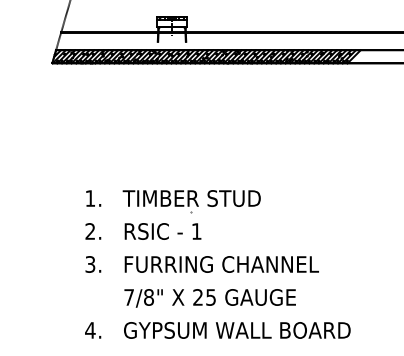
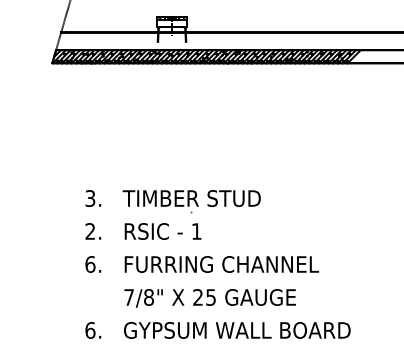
text: 1. -> 3. (90, 198)
text: 3. -> 6. (90, 264)
text: 4. -> 6. (90, 330)
